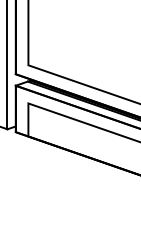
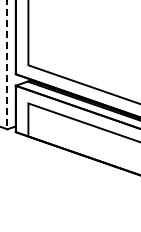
line: solid -> dashed (7, 65)
